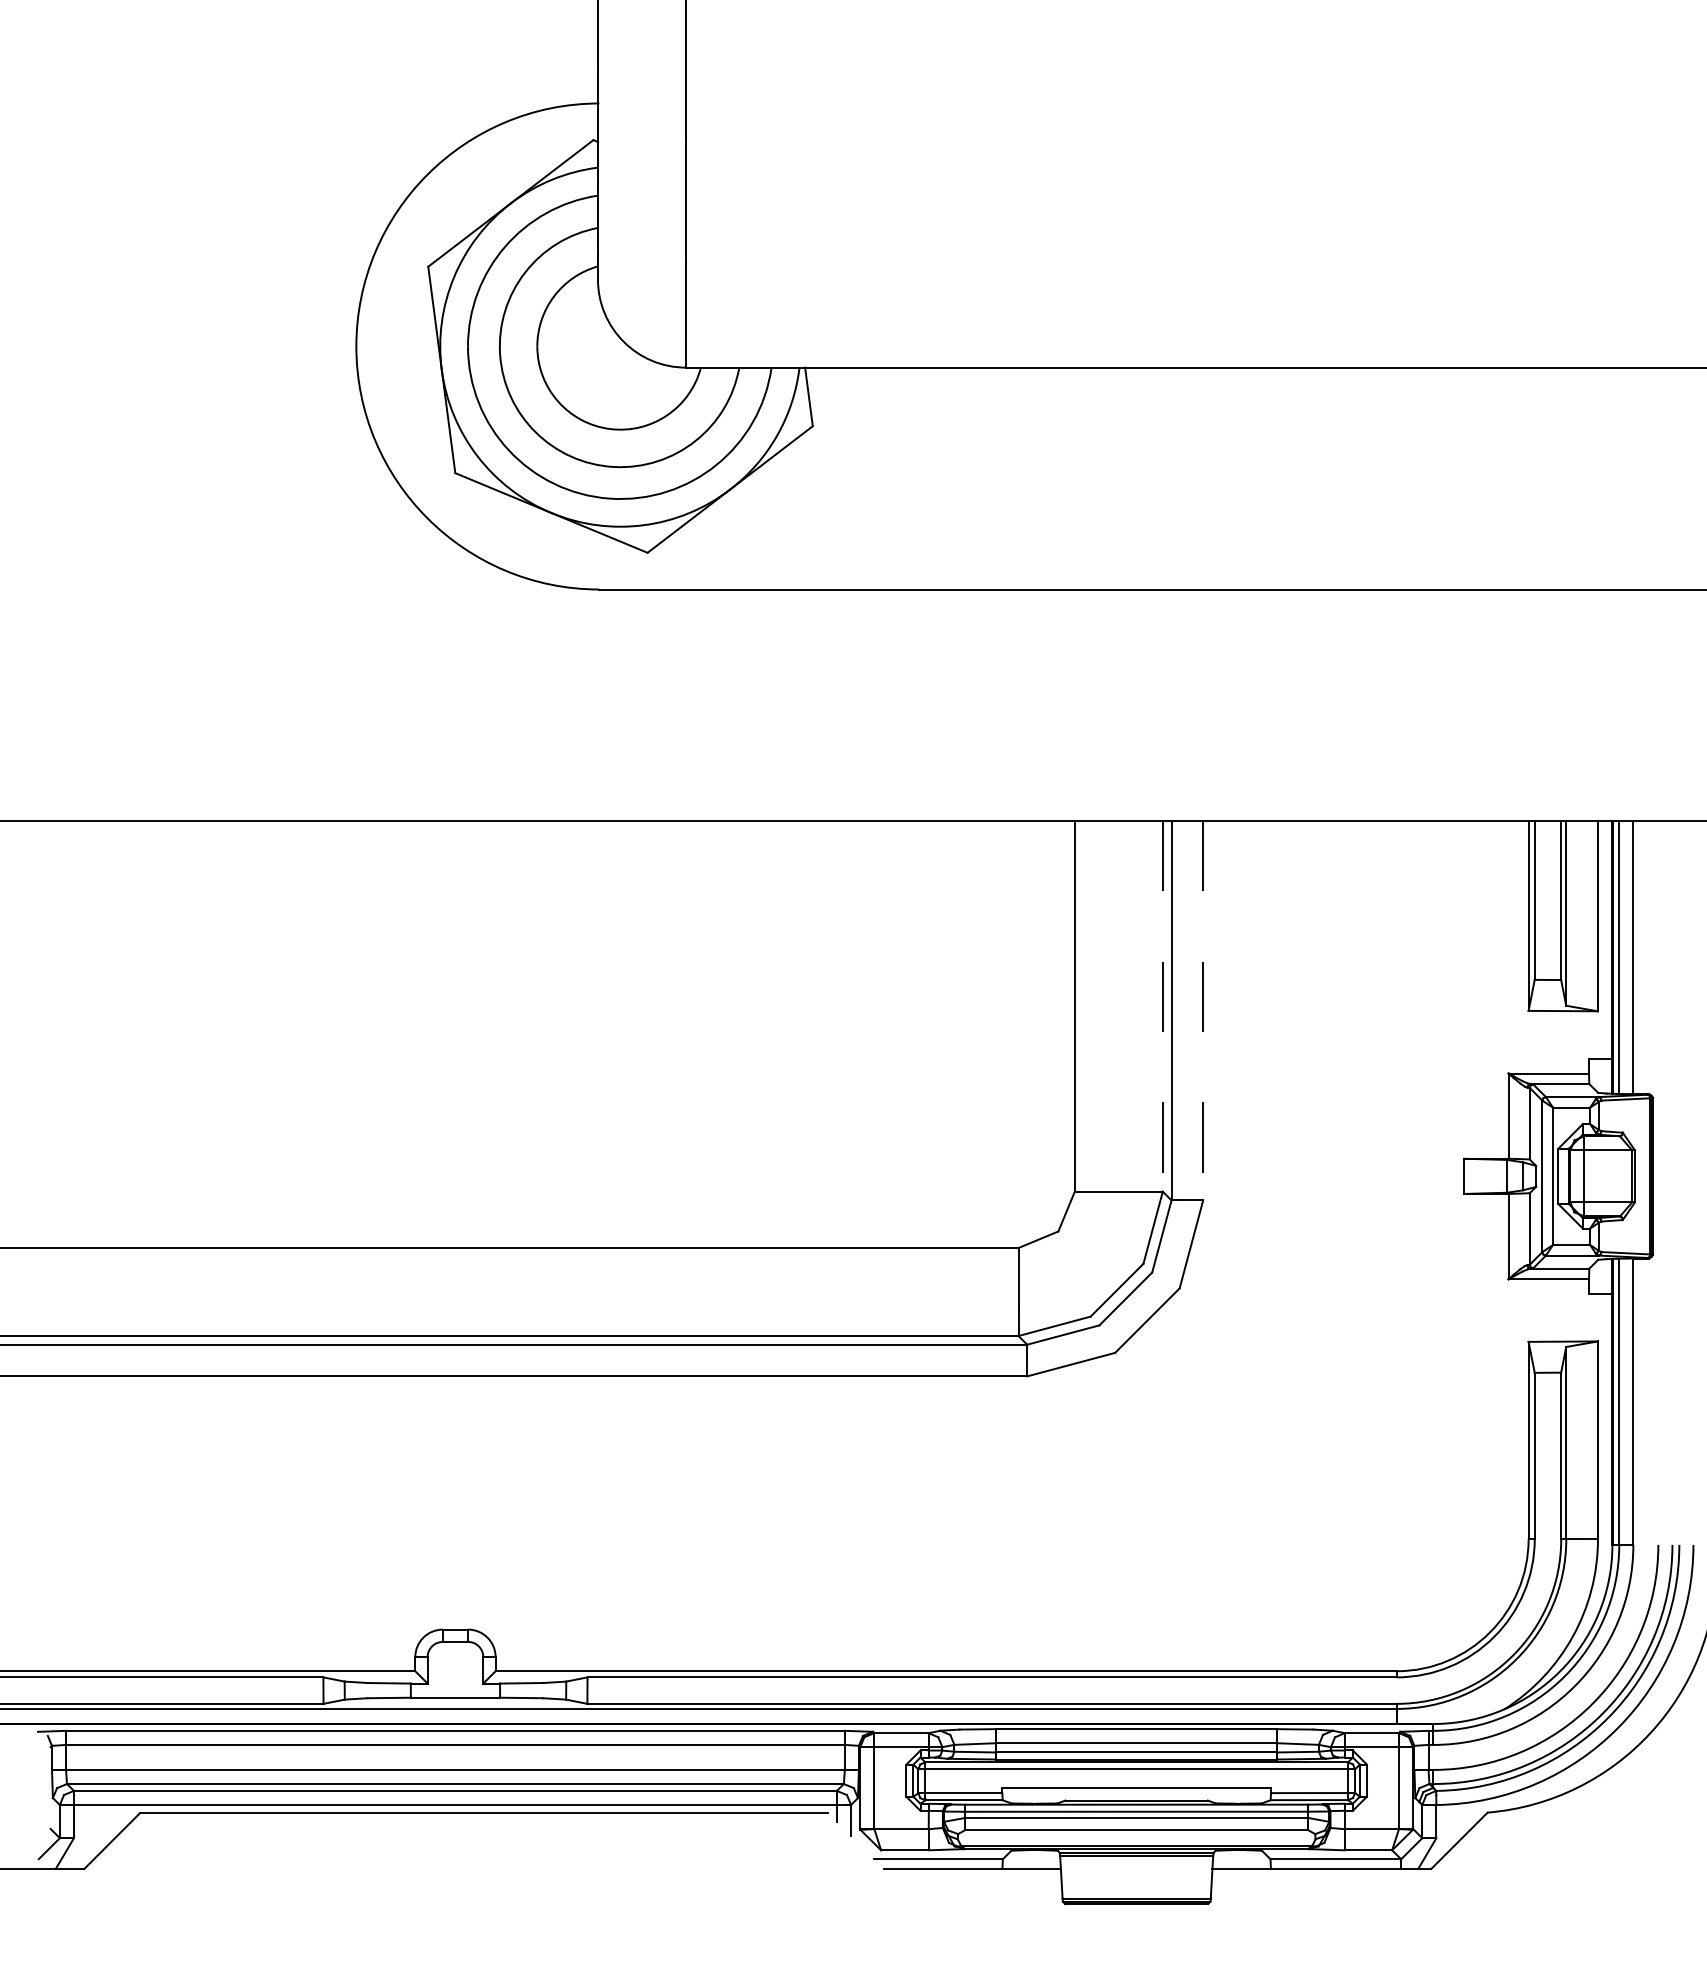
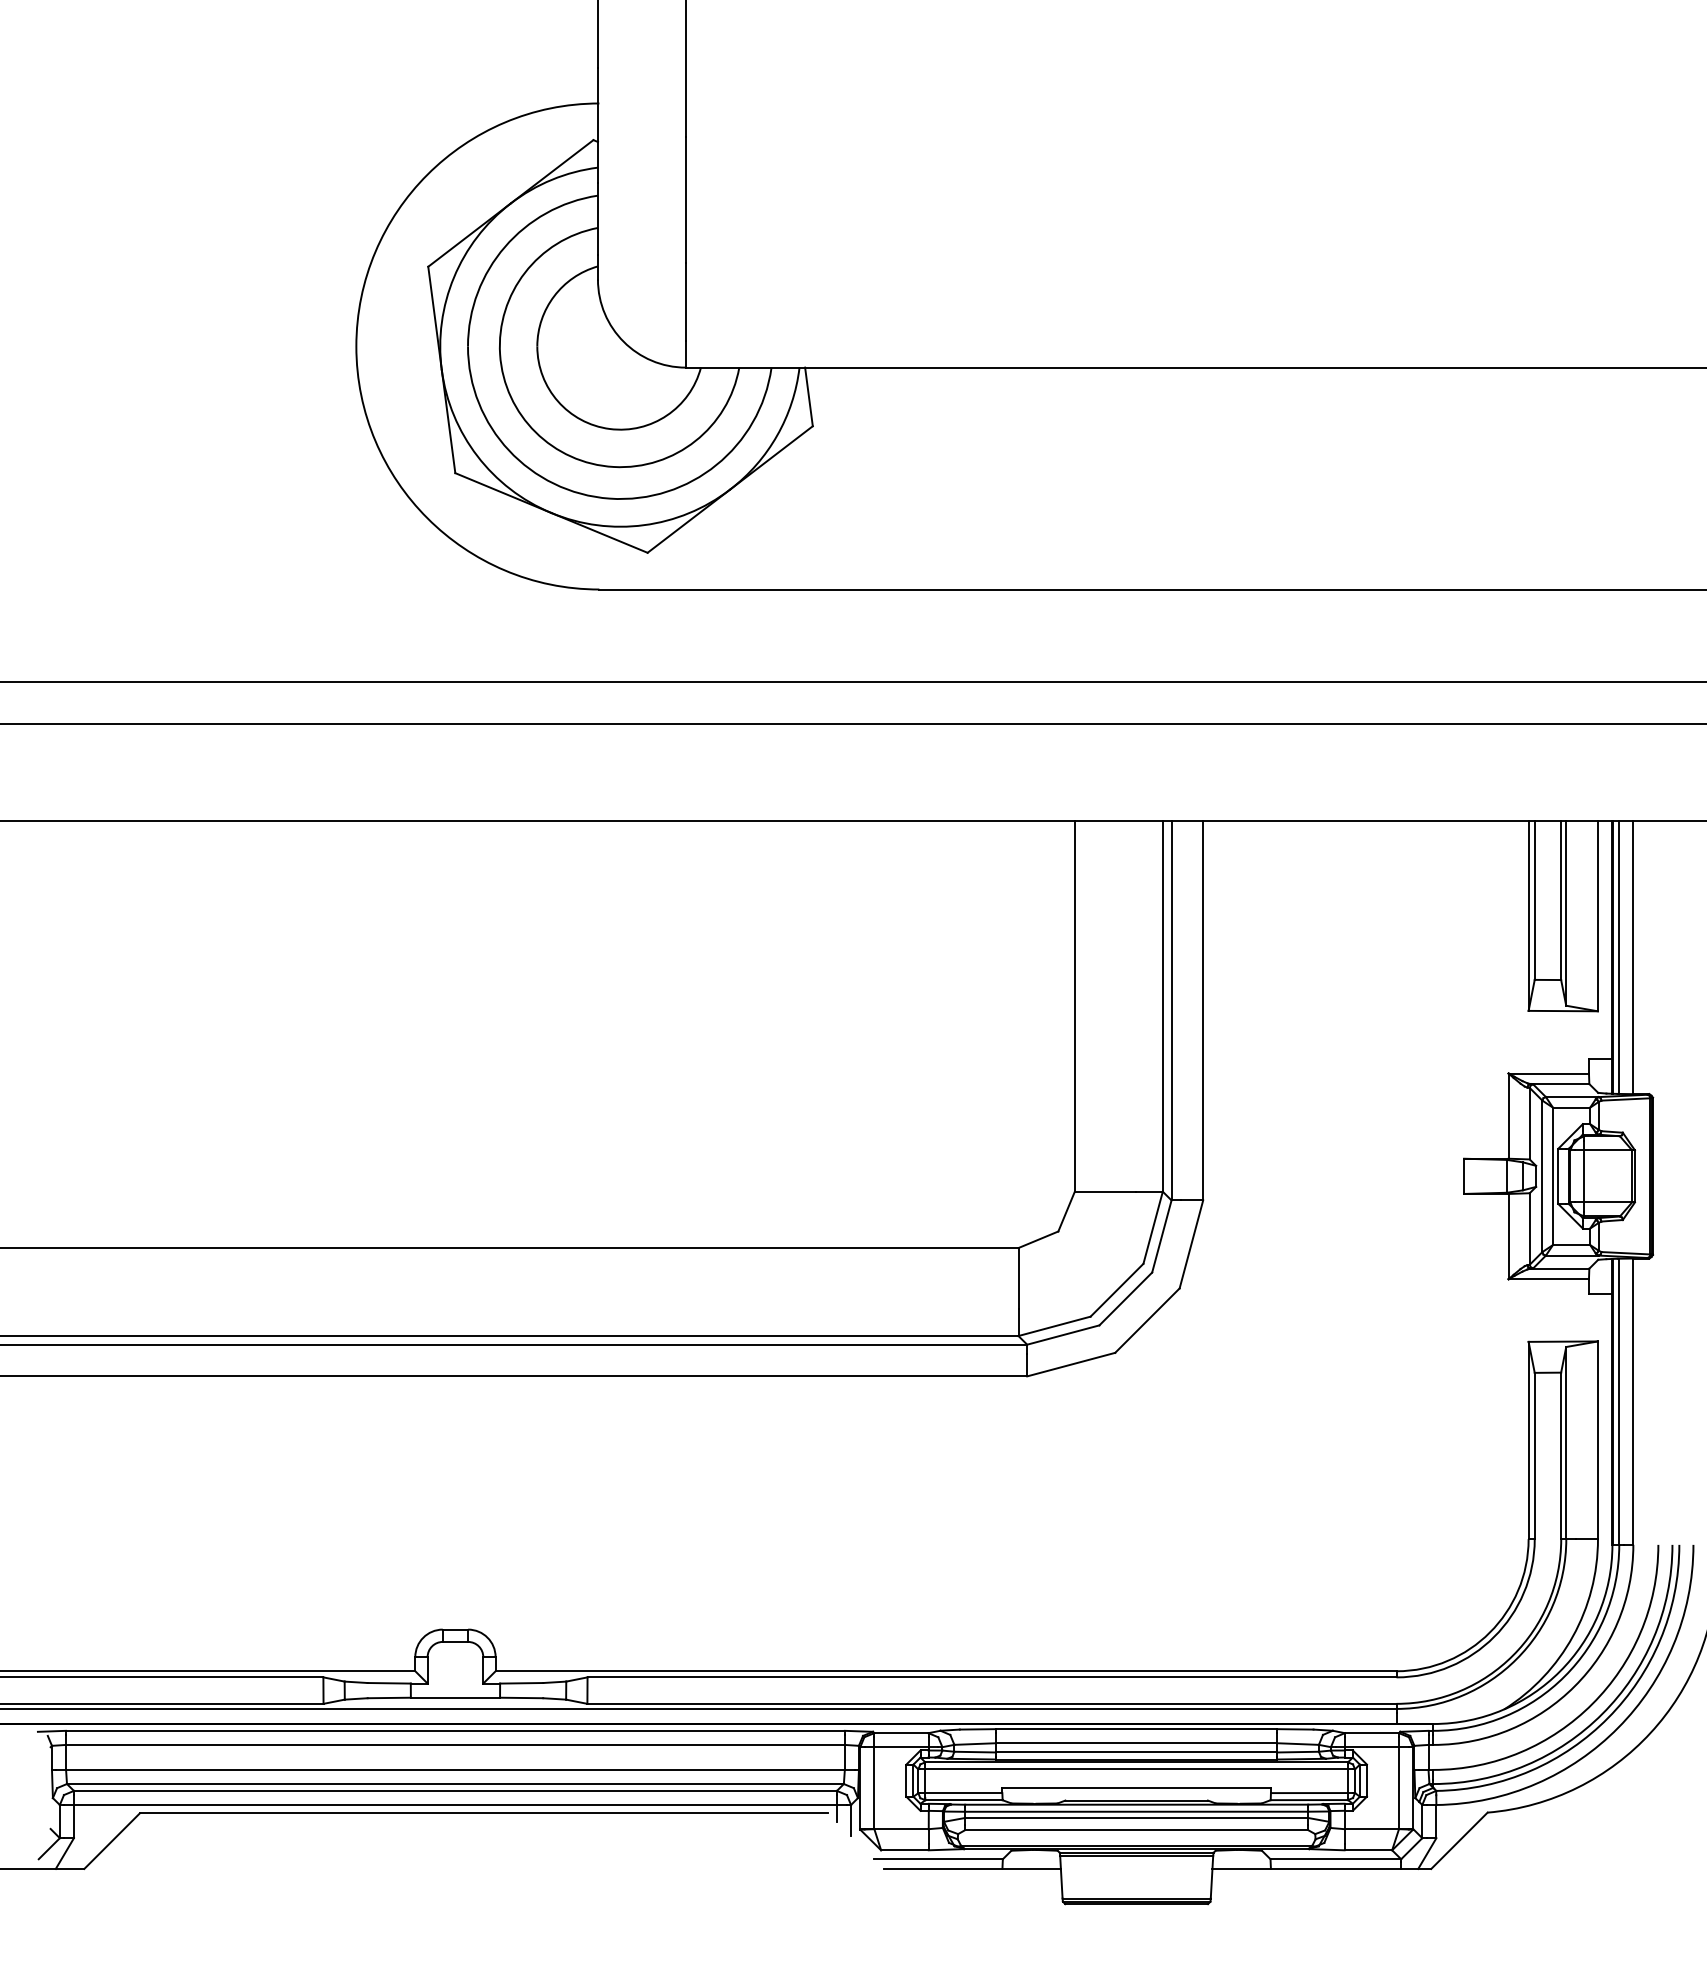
line: none -> present (852, 682)
line: none -> present (852, 723)
line: dashed -> solid (1162, 1006)
line: dashed -> solid (1203, 1010)
